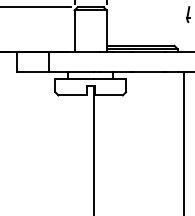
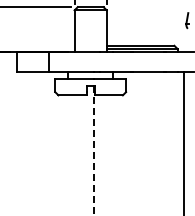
part position: (188, 14) -> (187, 20) (187, 20)
line: solid -> dashed (93, 150)
